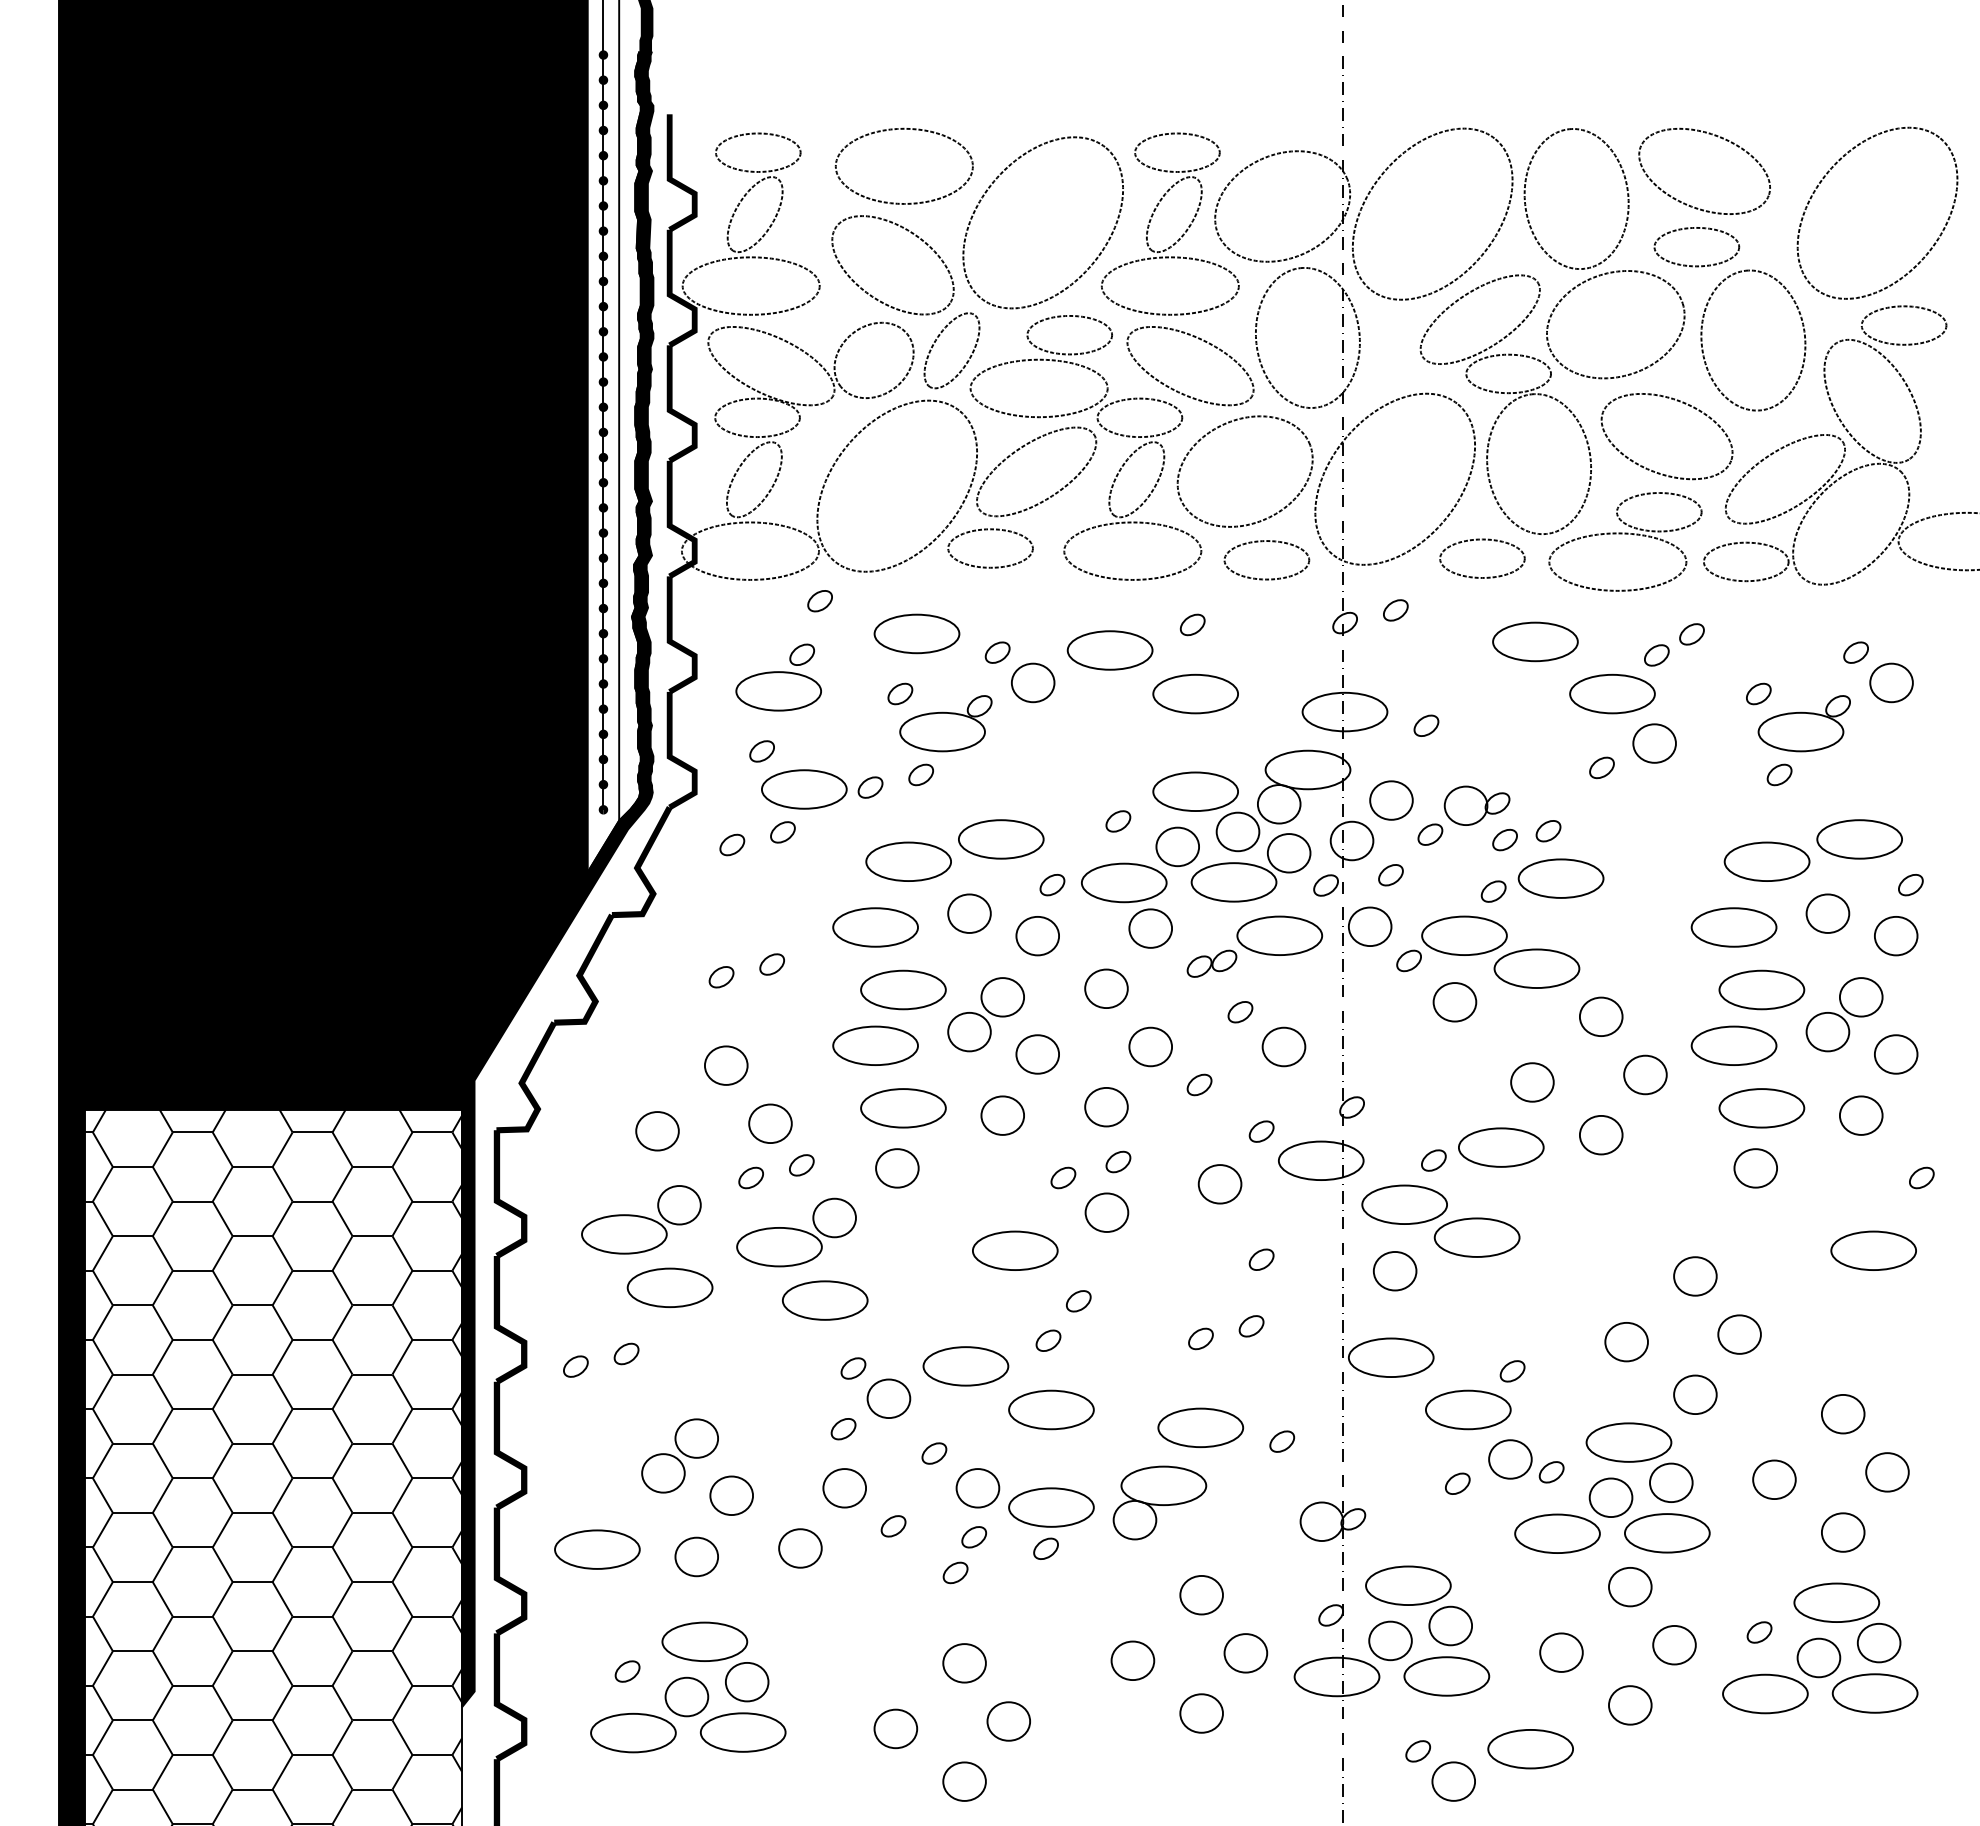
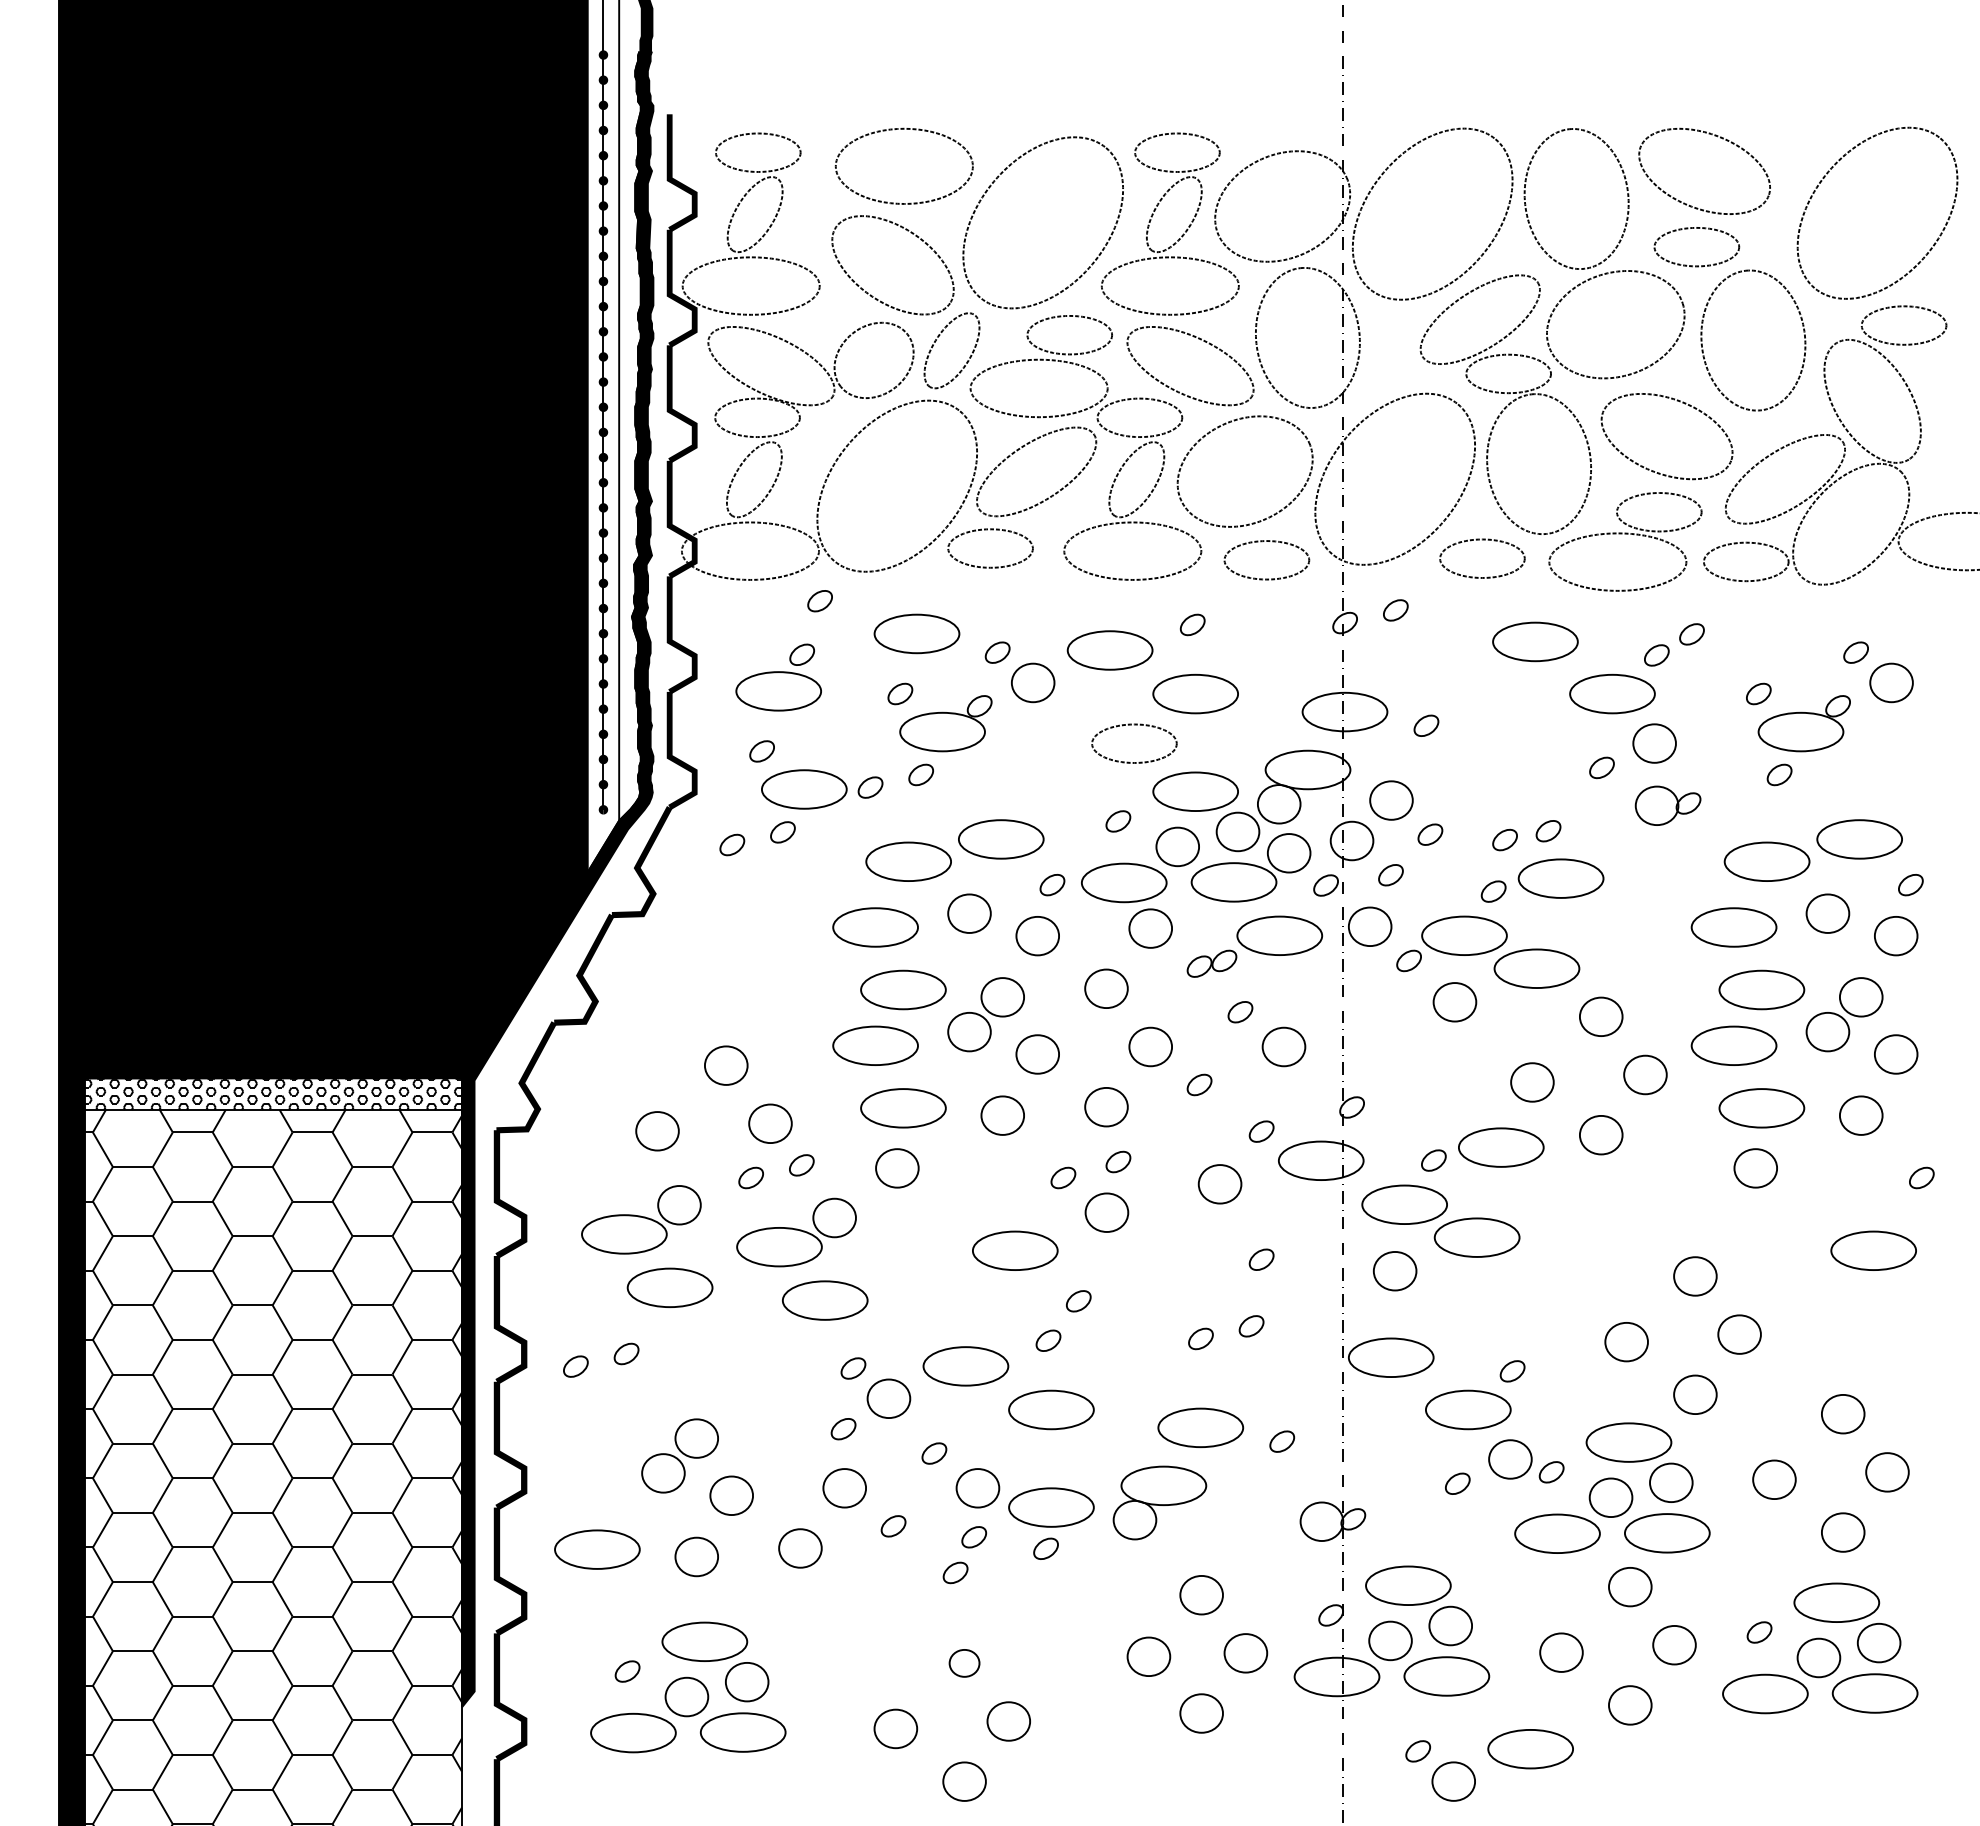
part: none -> present (1134, 725)
part position: (1476, 805) -> (1667, 805) (1667, 805)
part: present -> none (771, 964)
part: present -> none (721, 977)
fill: present -> none (273, 1093)
part position: (1132, 1660) -> (1148, 1656) (1148, 1656)
part size: 45x41 px -> 33x29 px (964, 1663)
